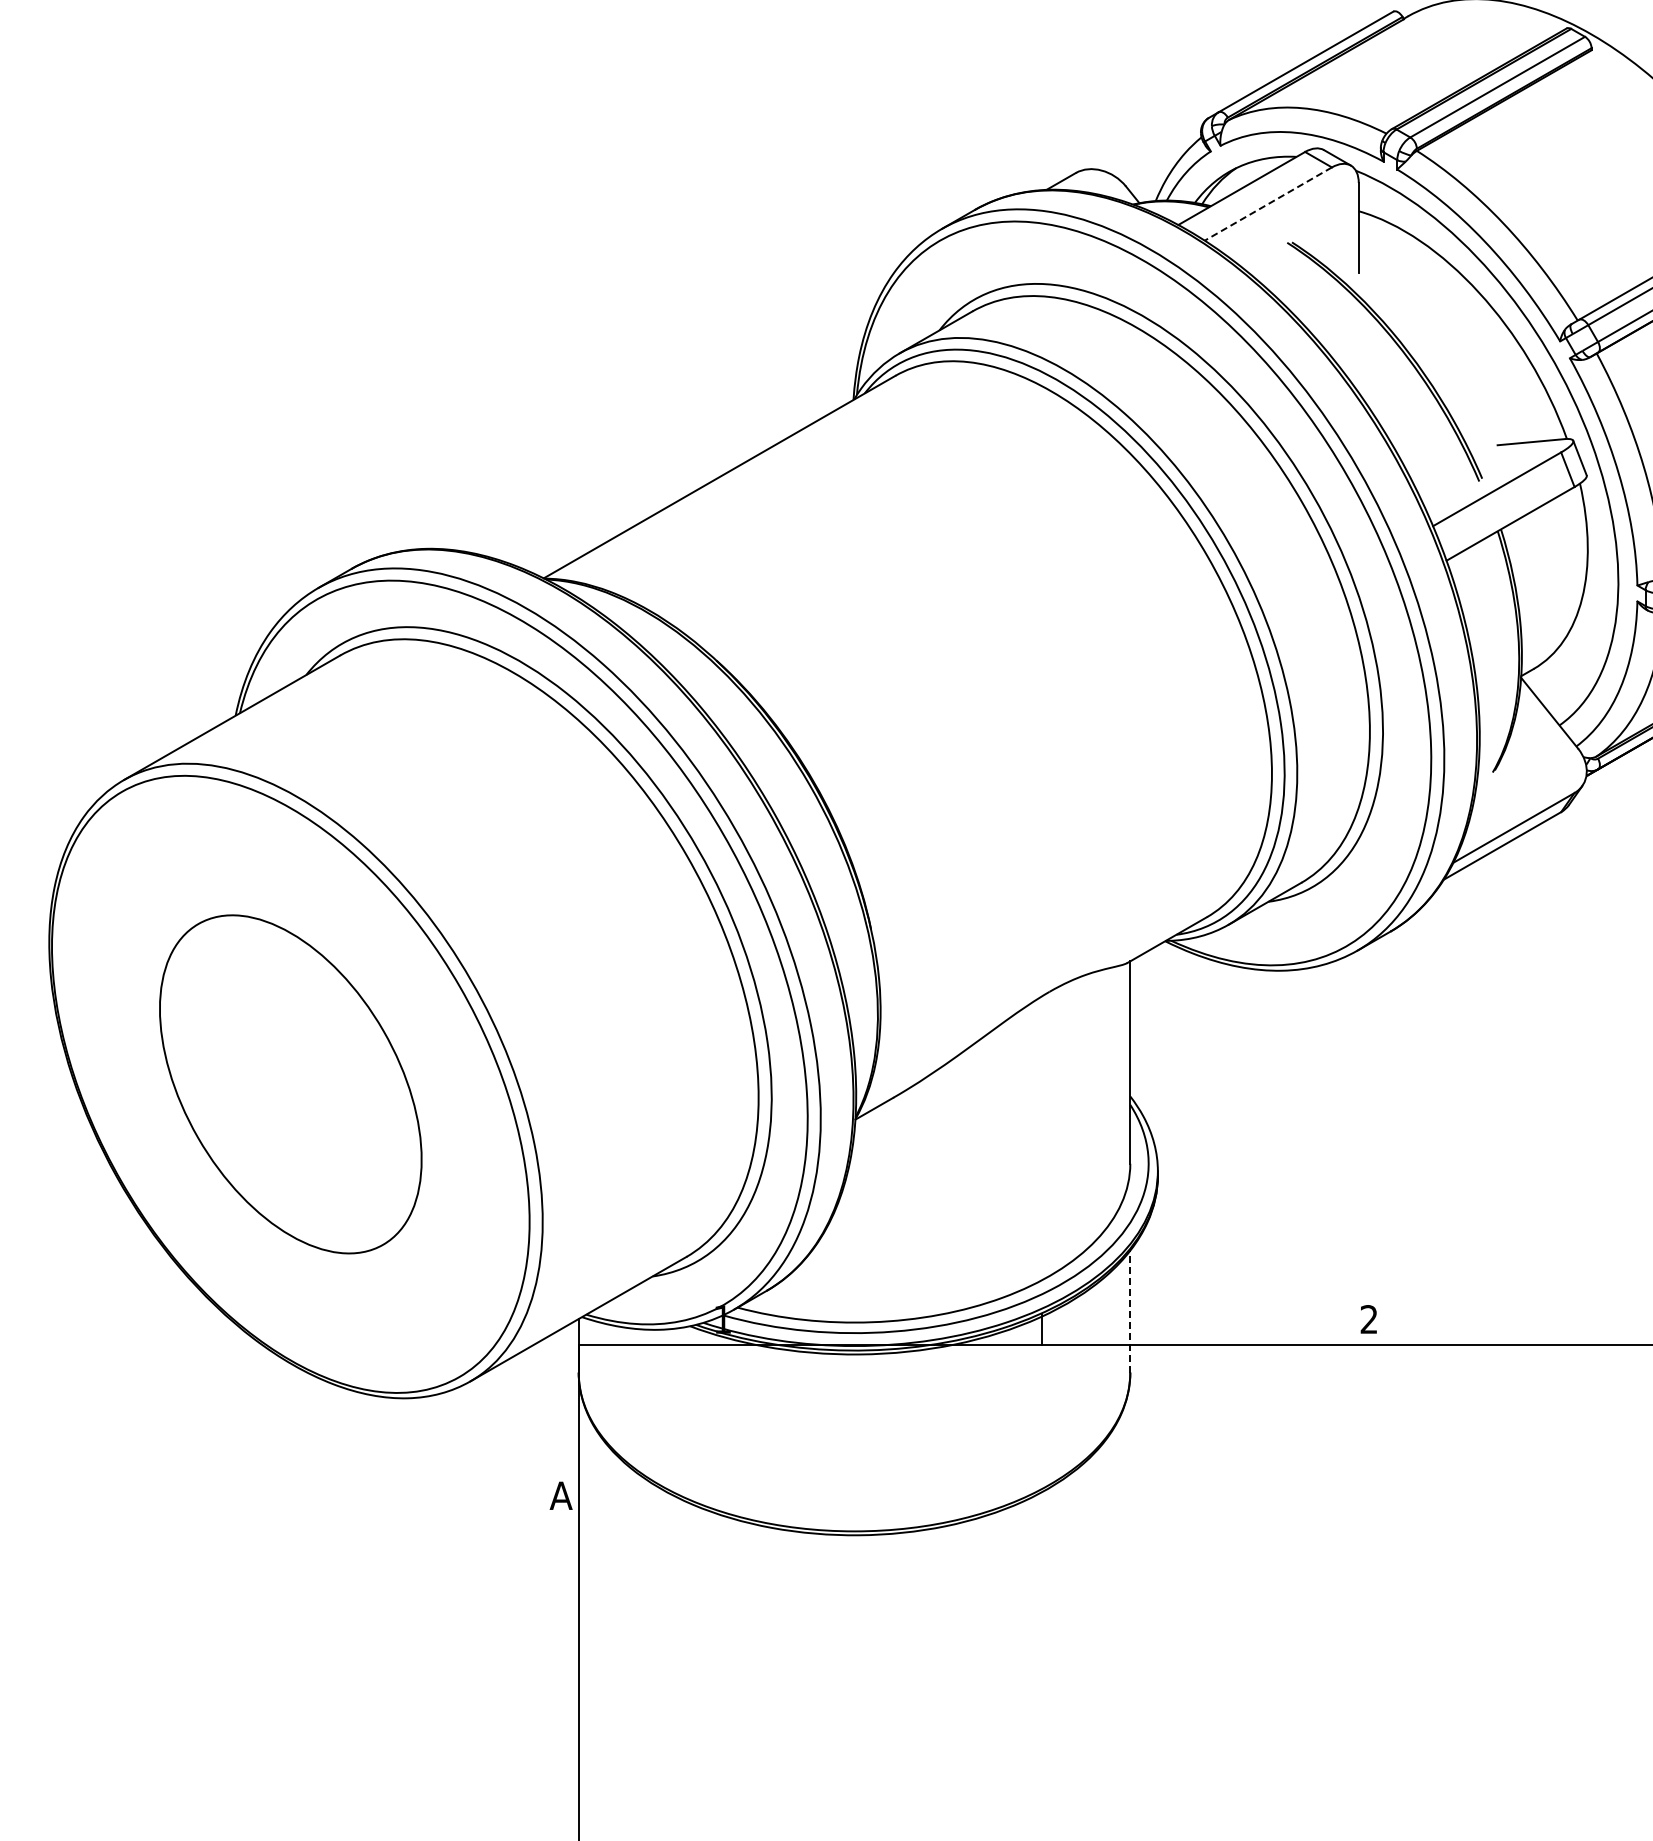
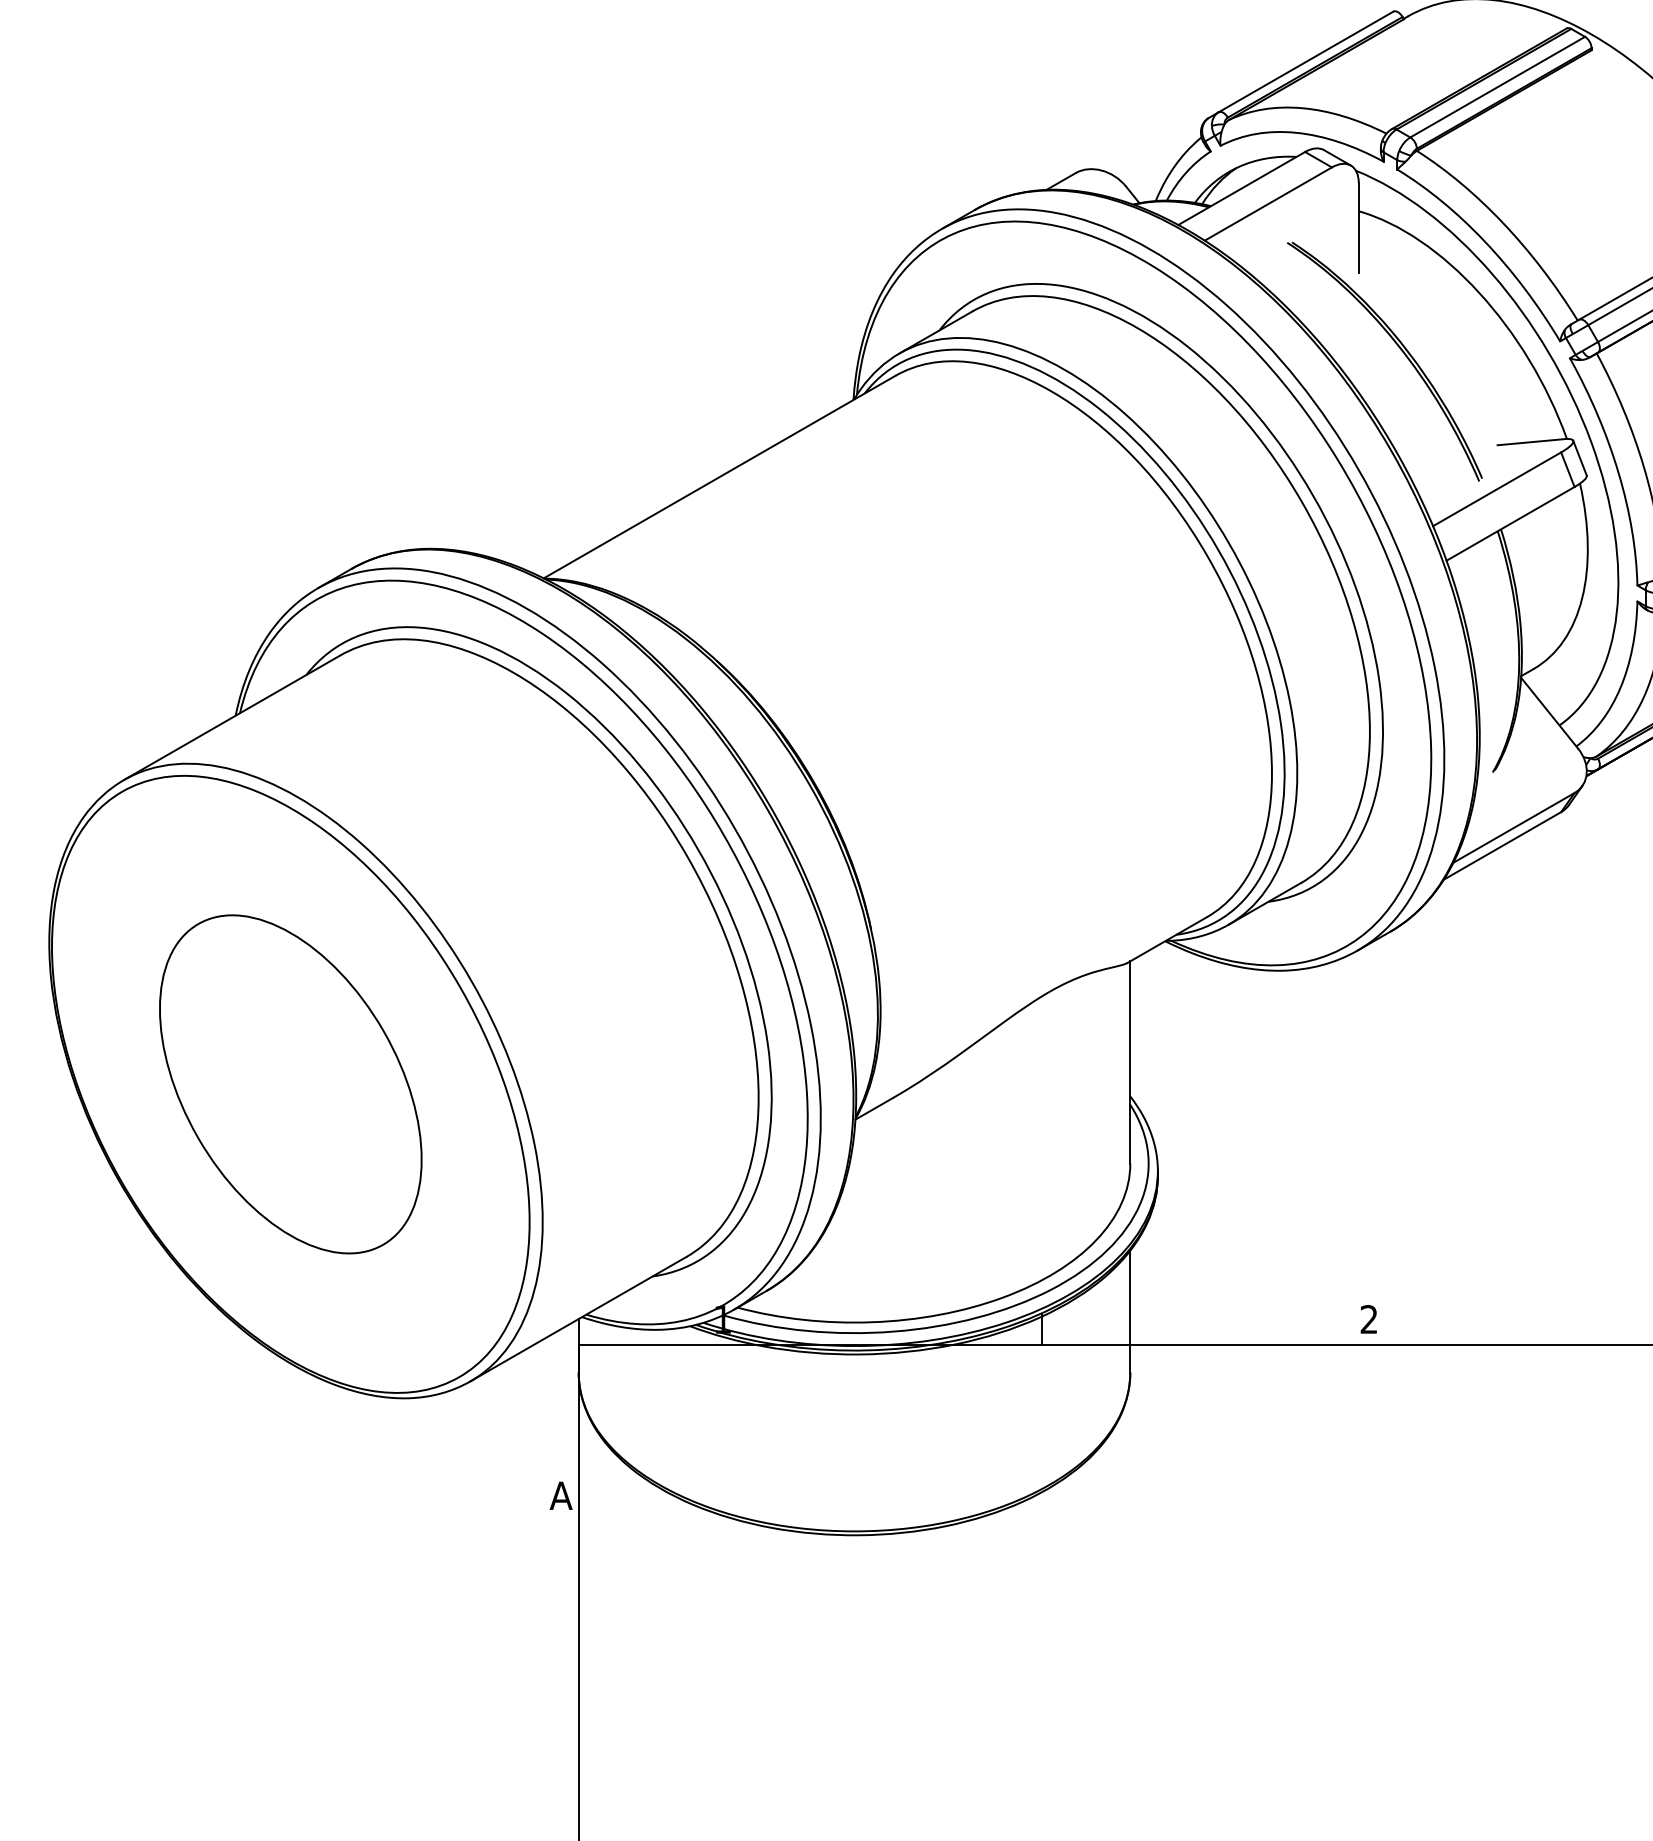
line: dashed -> solid (1267, 204)
line: dashed -> solid (1130, 1311)
